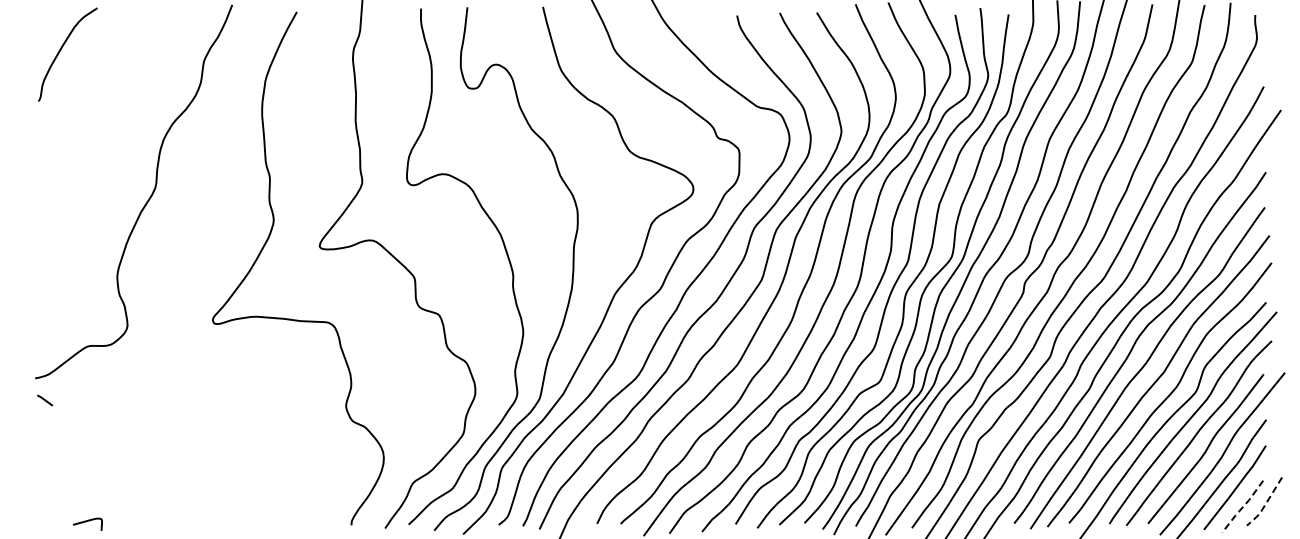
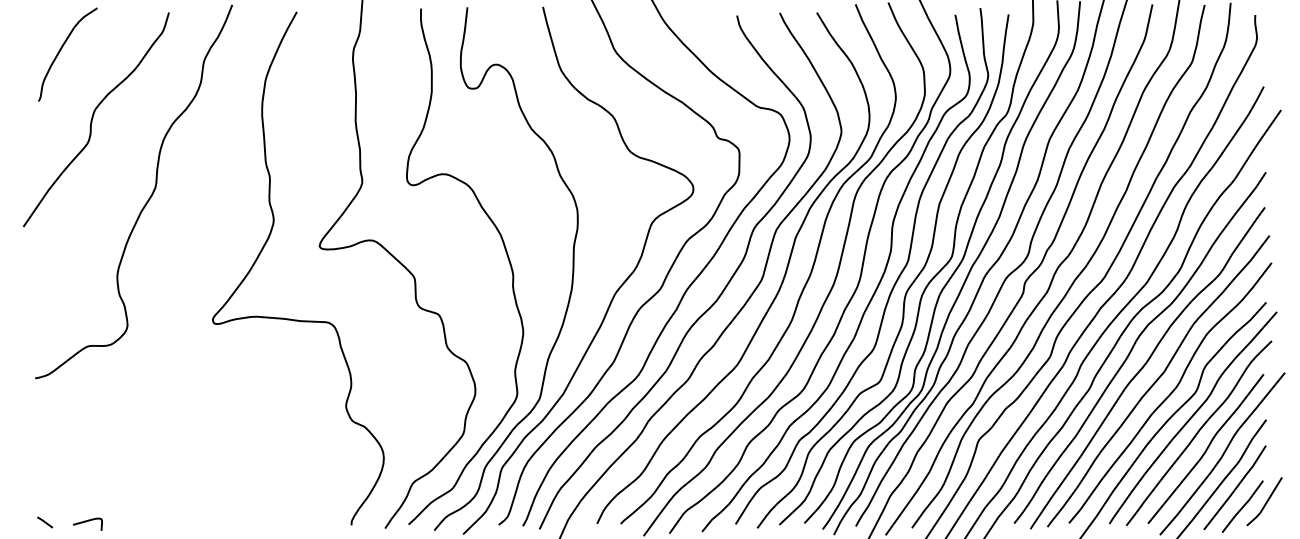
curve: none -> present (93, 118)
line position: (45, 400) -> (45, 522) (45, 522)
line: dashed -> solid (1265, 504)
line: dashed -> solid (1242, 507)
